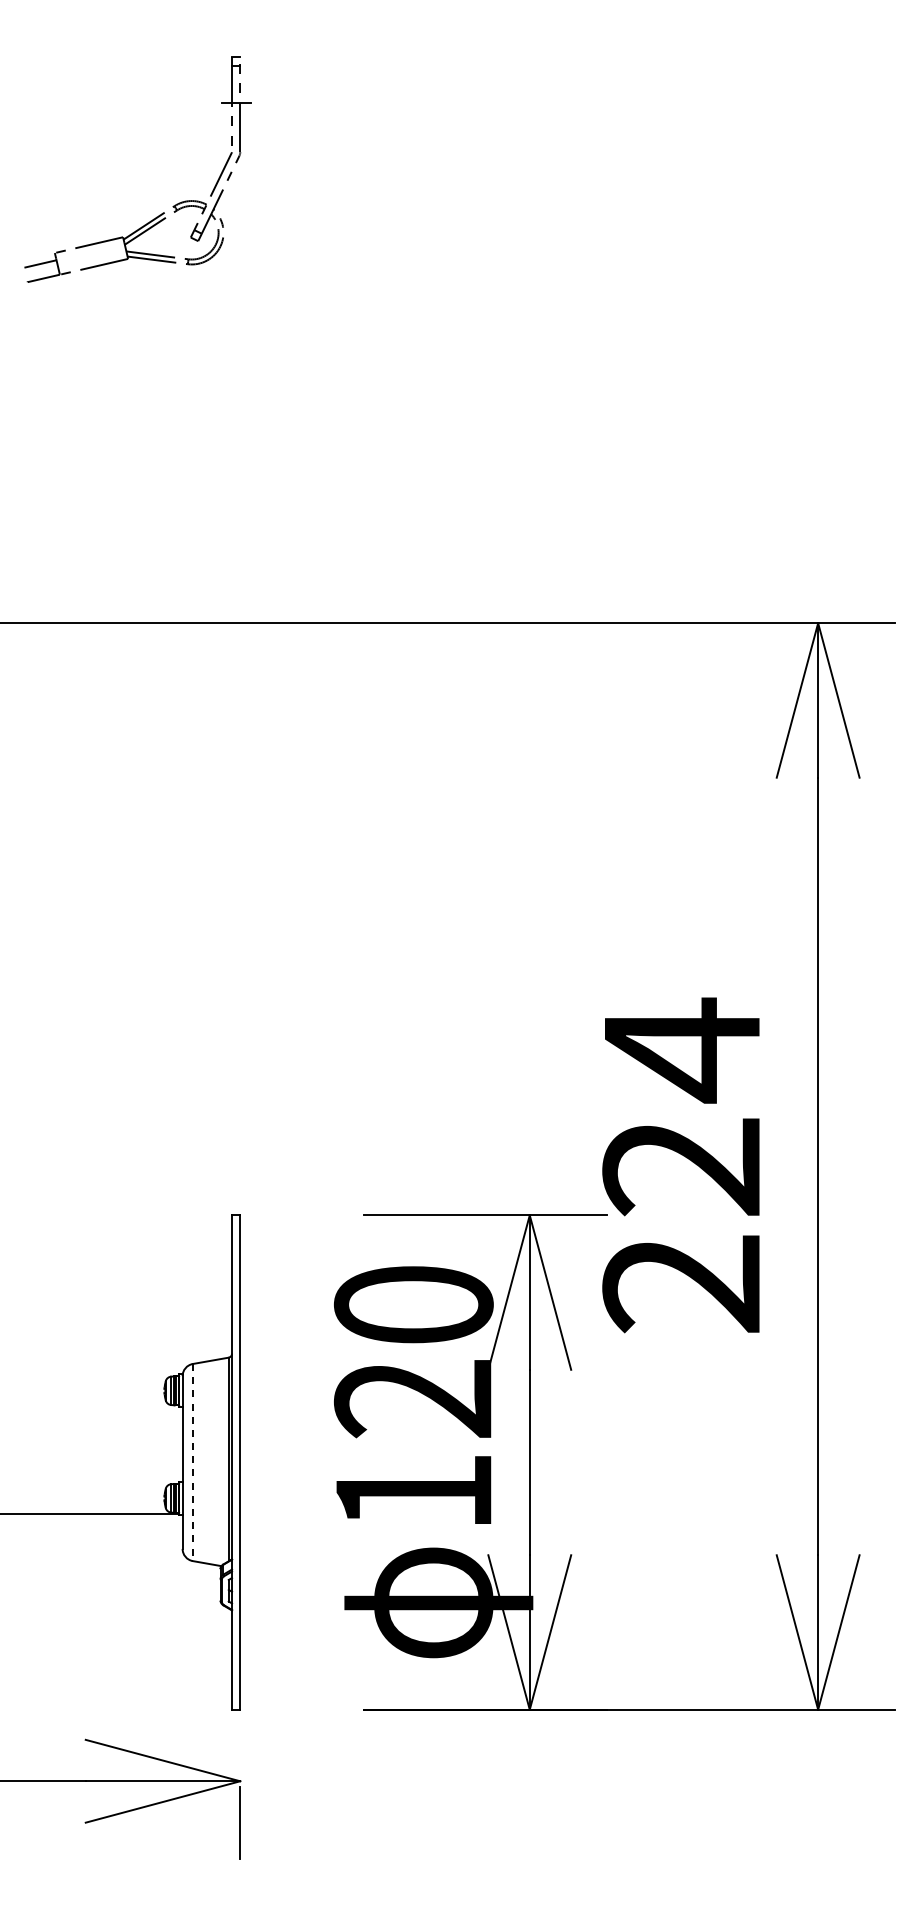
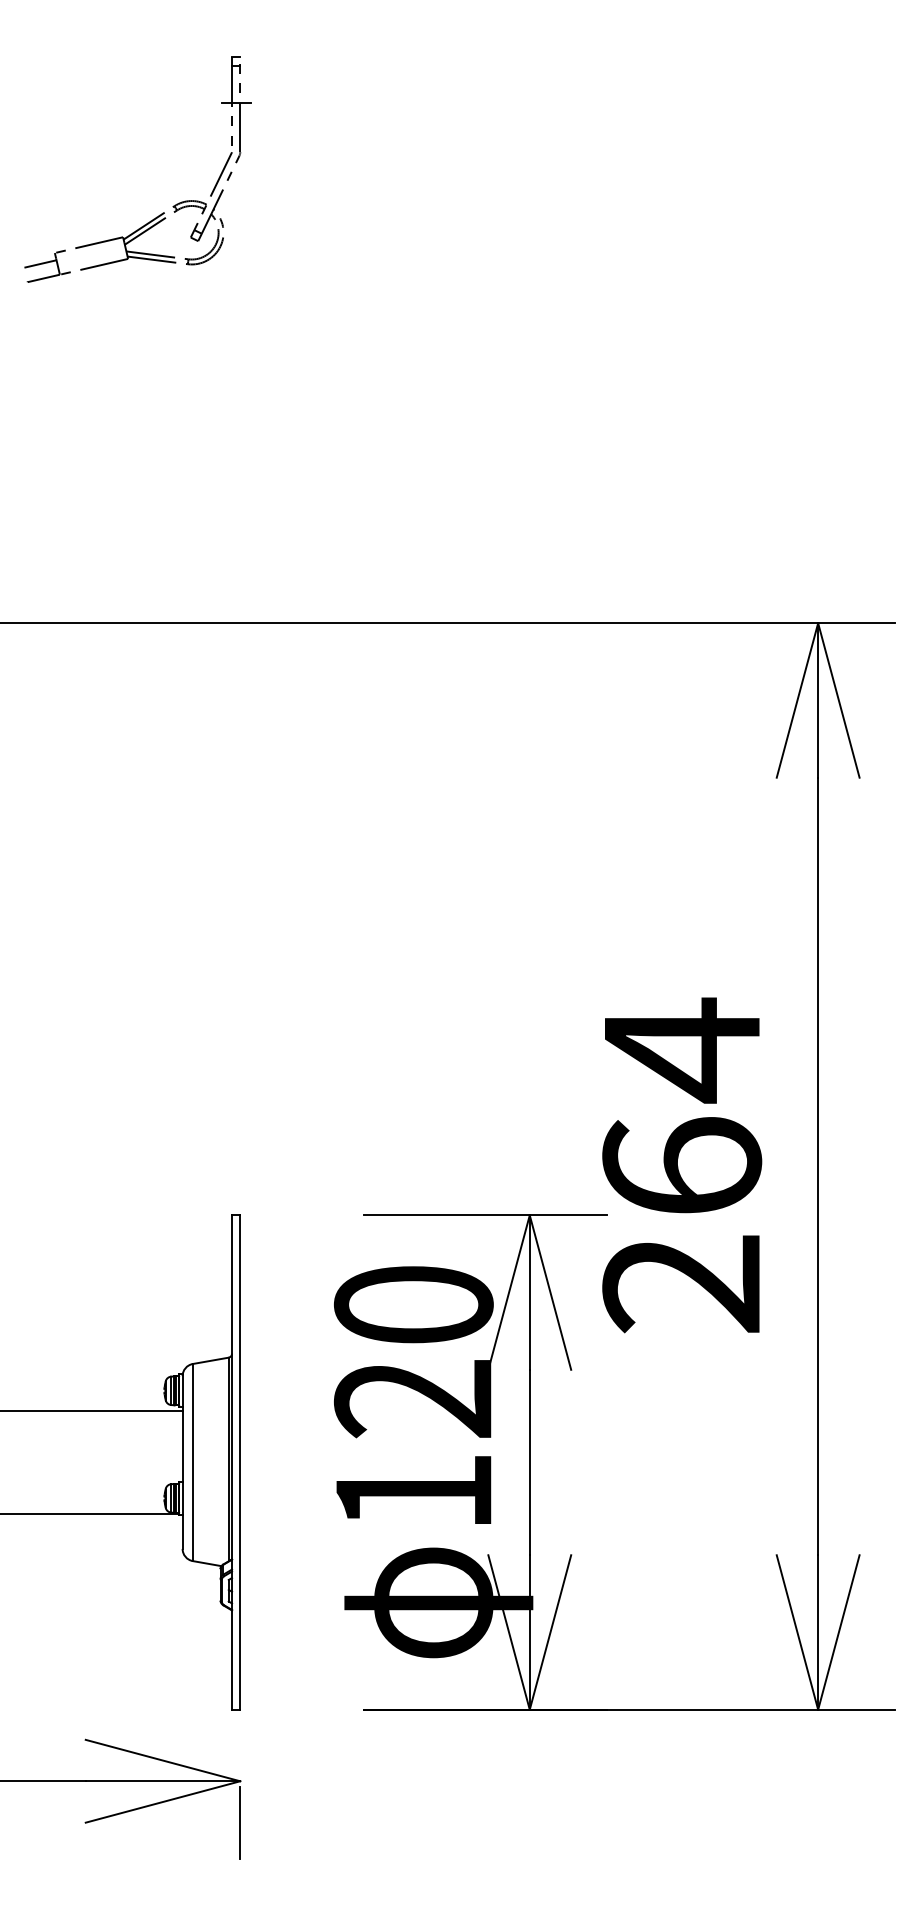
text: 224 -> 264 (682, 1166)
line: none -> present (92, 1411)
line: dashed -> solid (192, 1462)
